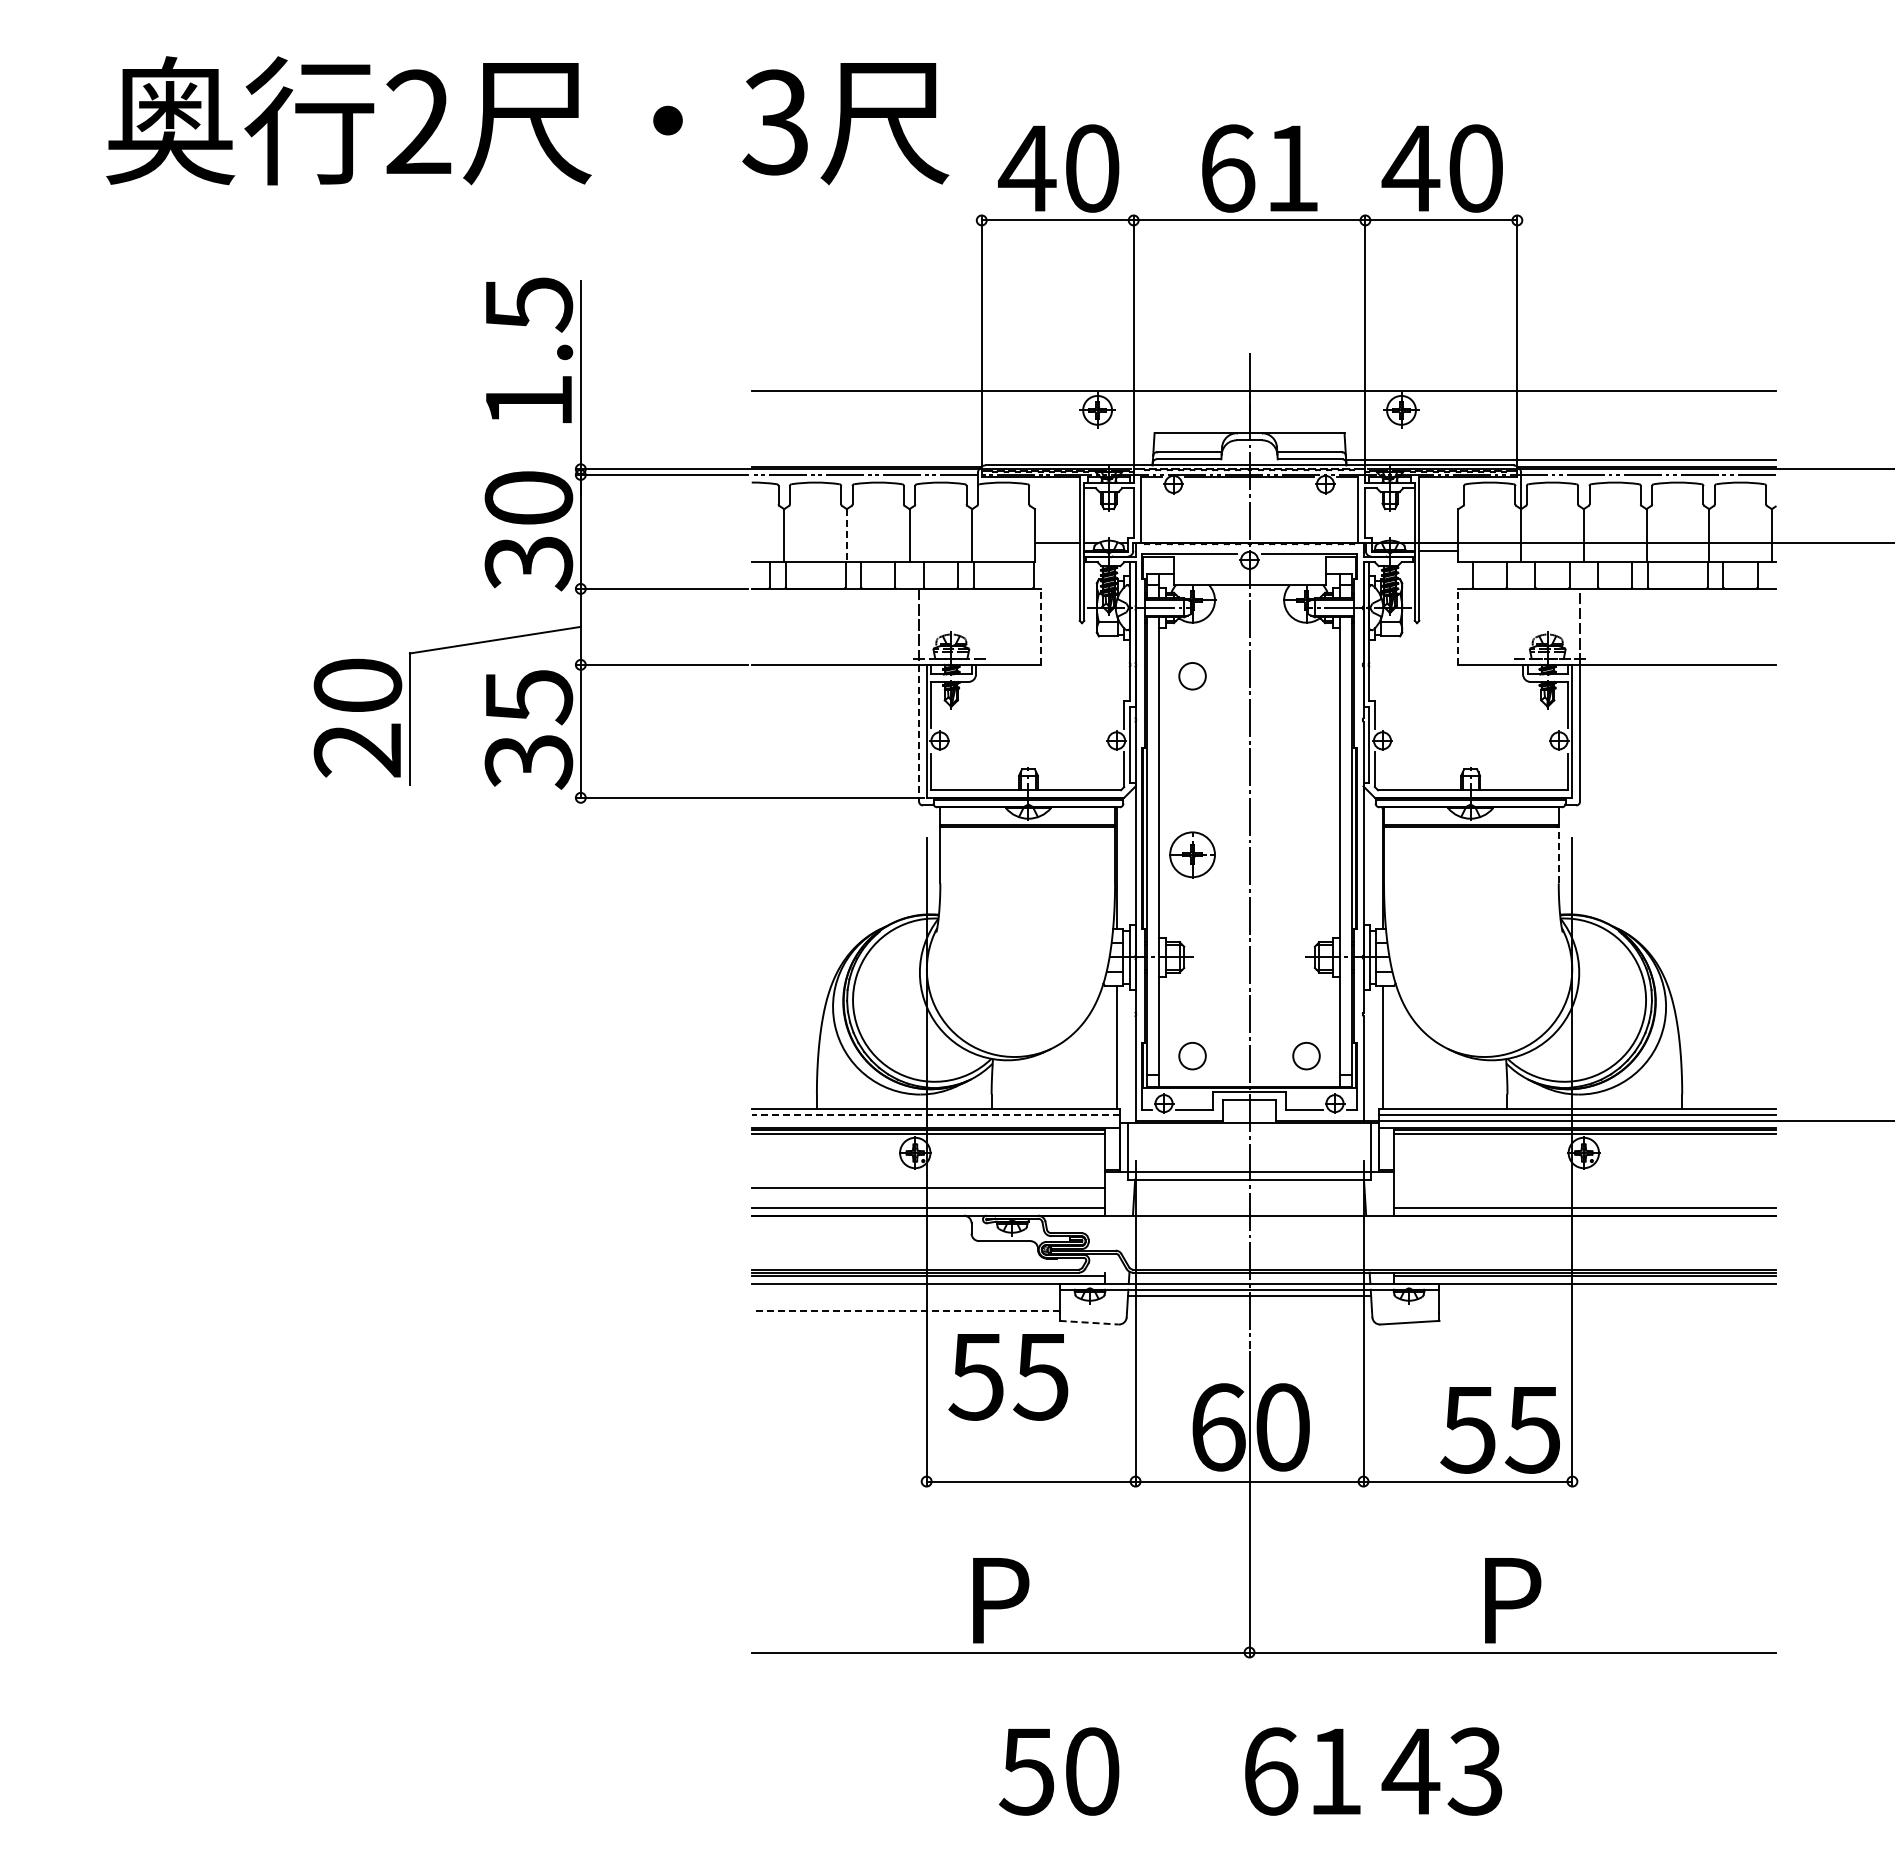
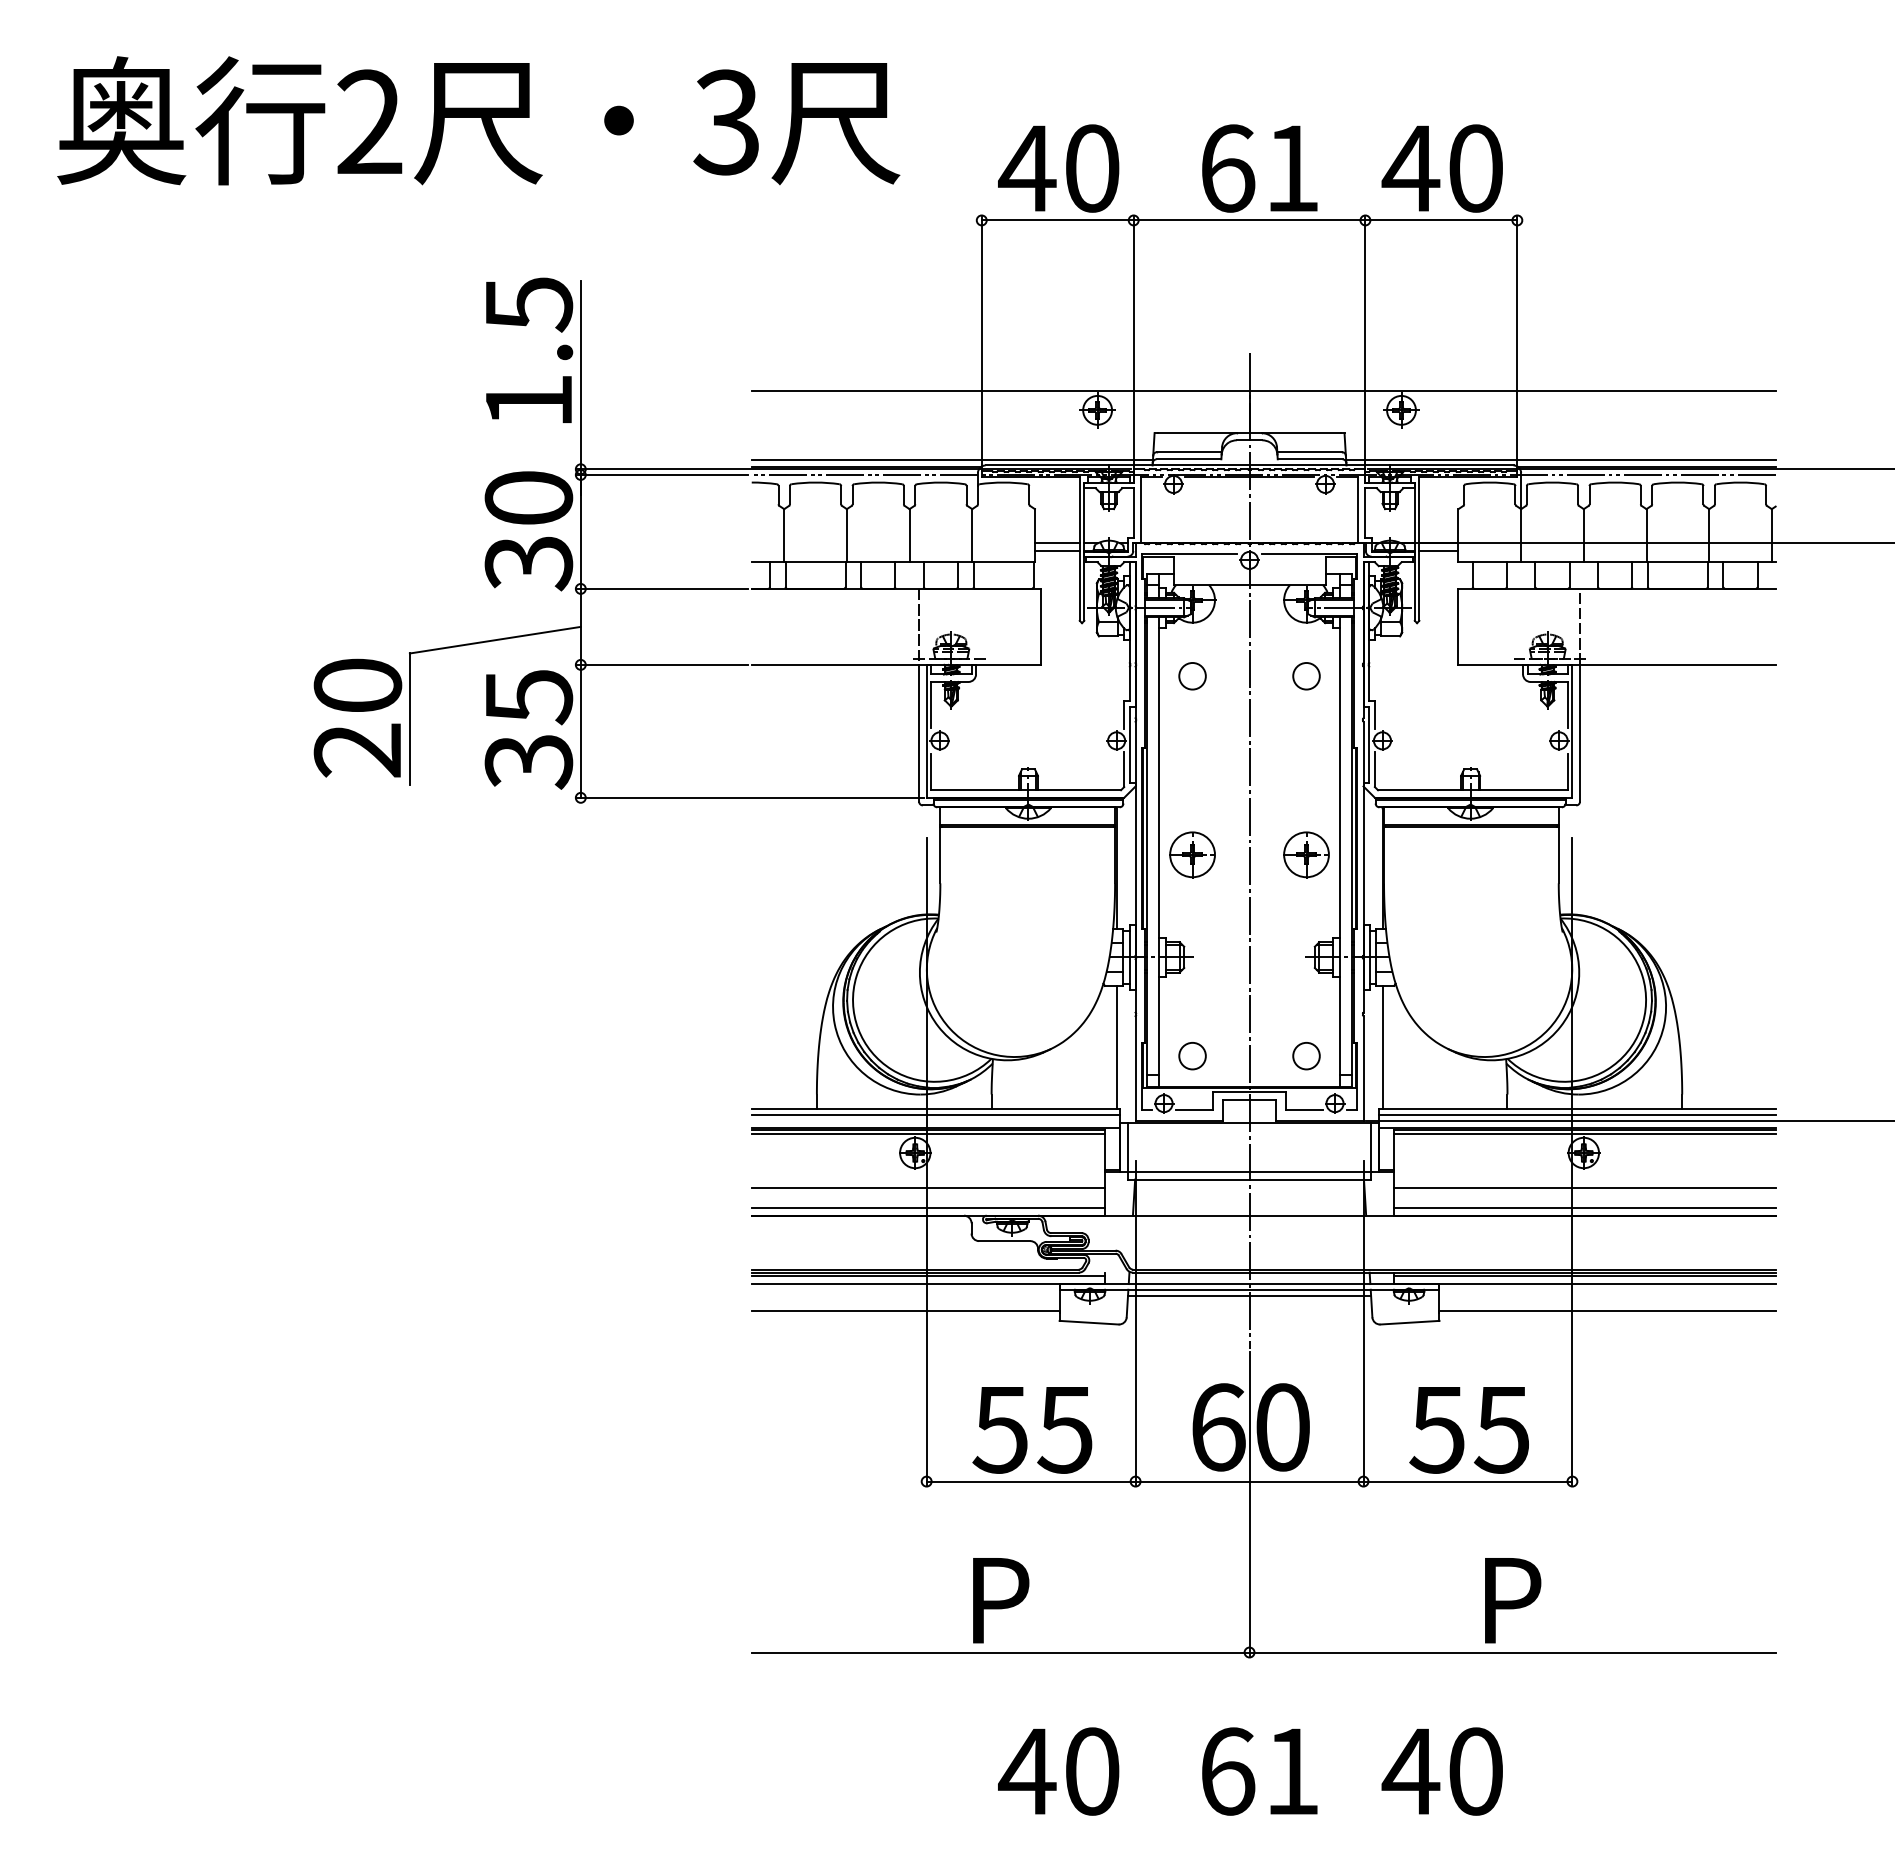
text position: (527, 120) -> (478, 120) (478, 120)
line: none -> present (951, 459)
line: dashed -> solid (846, 535)
line: none -> present (1056, 550)
line: dashed -> solid (1040, 626)
line: dashed -> solid (1458, 626)
circle: none -> present (1306, 676)
line: dashed -> solid (919, 733)
part: none -> present (1306, 854)
line: dashed -> solid (1558, 854)
line: dashed -> solid (935, 1115)
line: none -> present (1584, 1188)
line: dashed -> solid (905, 1310)
line: none -> present (1607, 1310)
line: dashed -> solid (1089, 1322)
text position: (1008, 1377) -> (1032, 1430) (1032, 1430)
text position: (1499, 1430) -> (1468, 1430) (1468, 1430)
text: 50 -> 40 (1027, 1771)
text position: (1302, 1771) -> (1259, 1771) (1259, 1771)
text: 43 -> 40 (1474, 1771)
